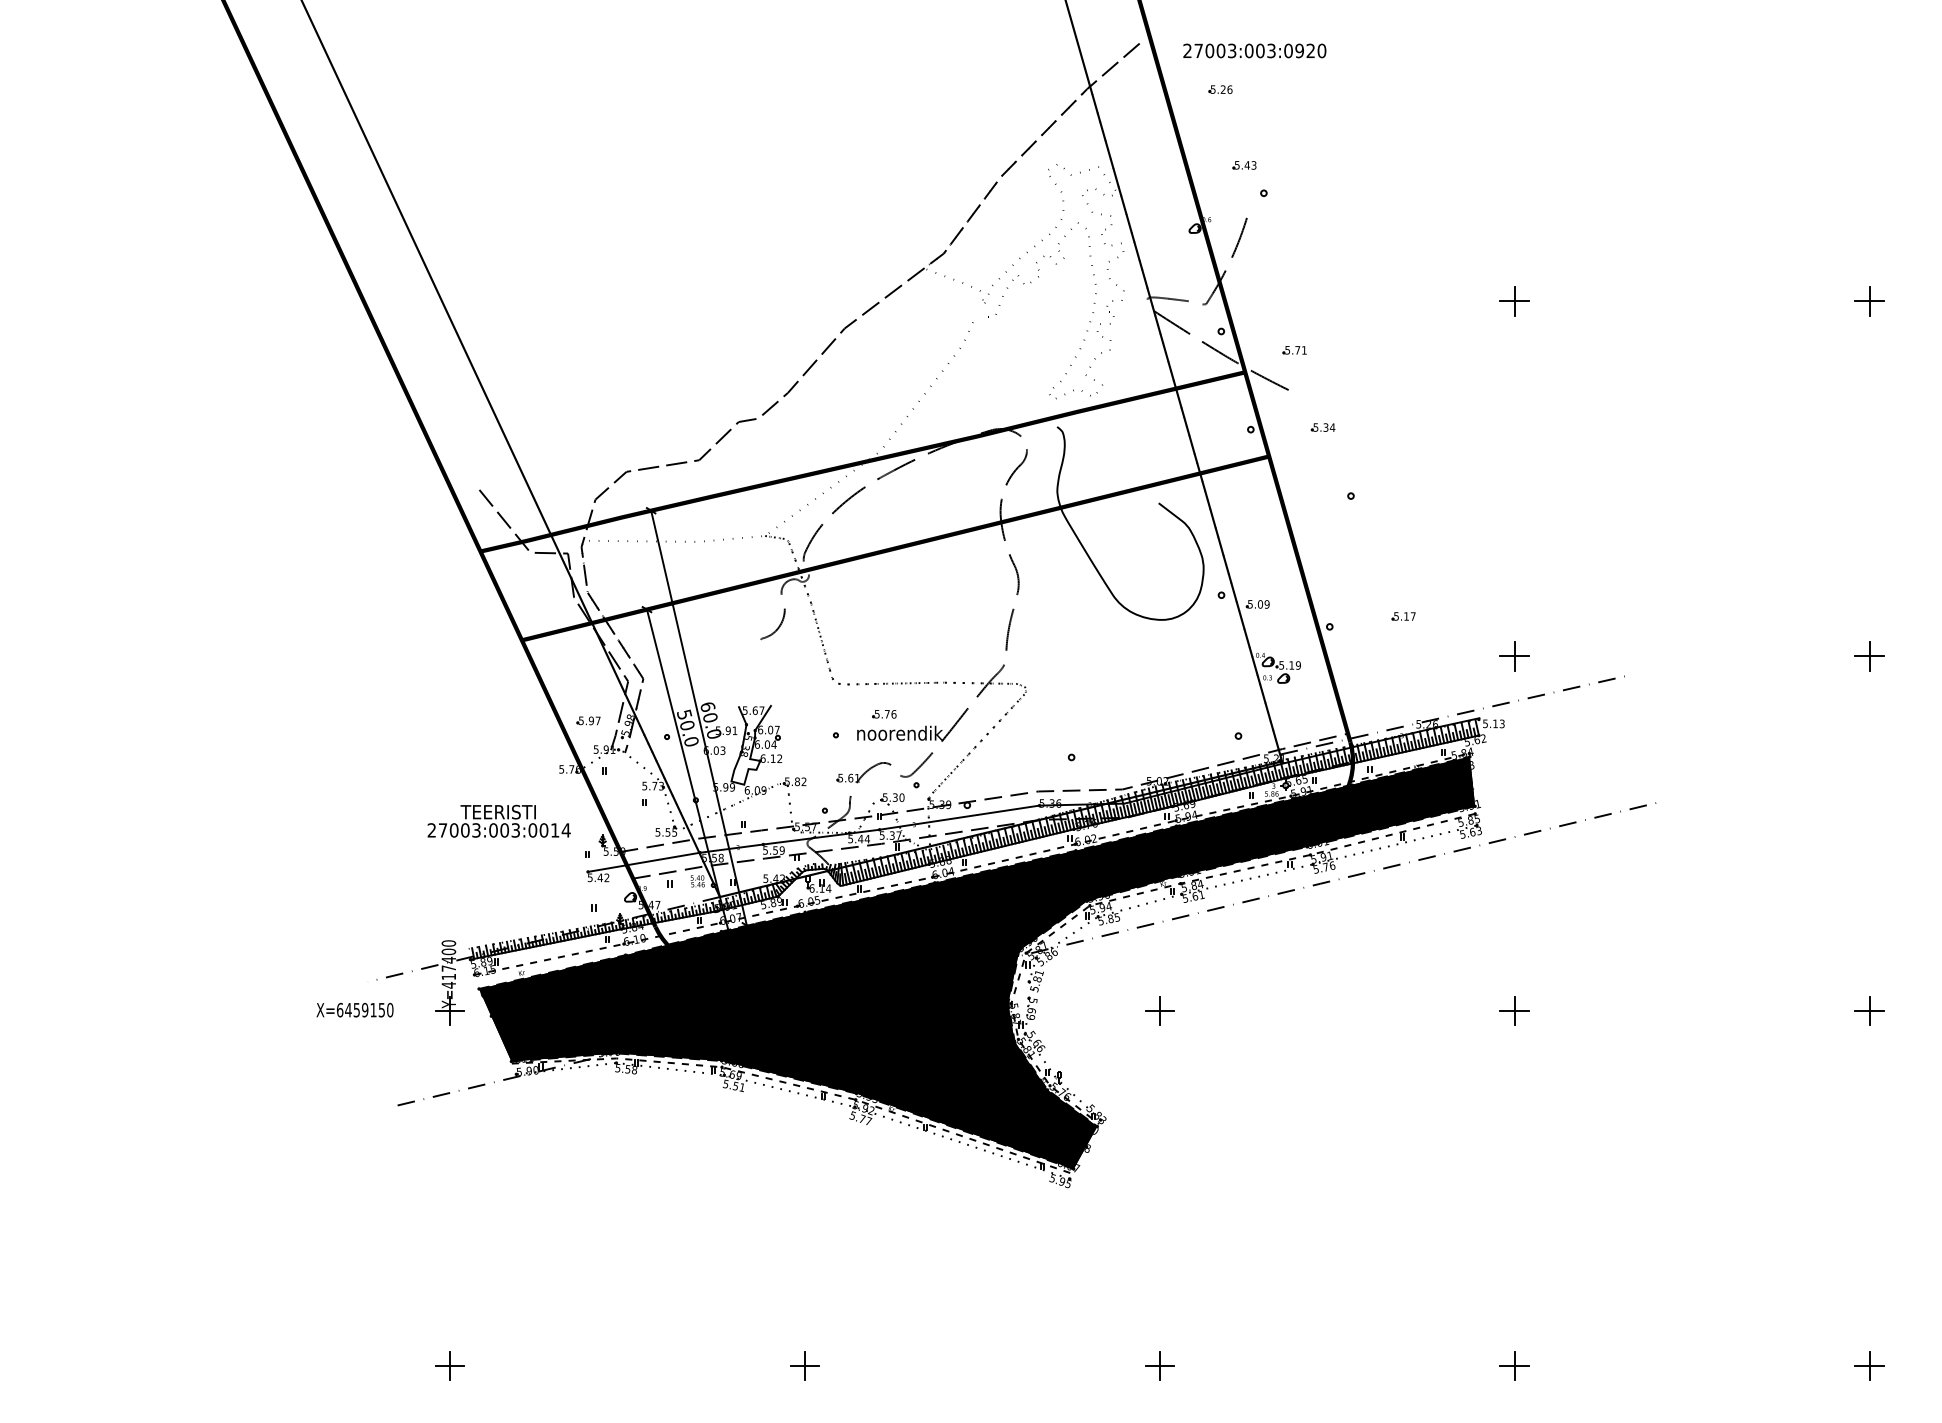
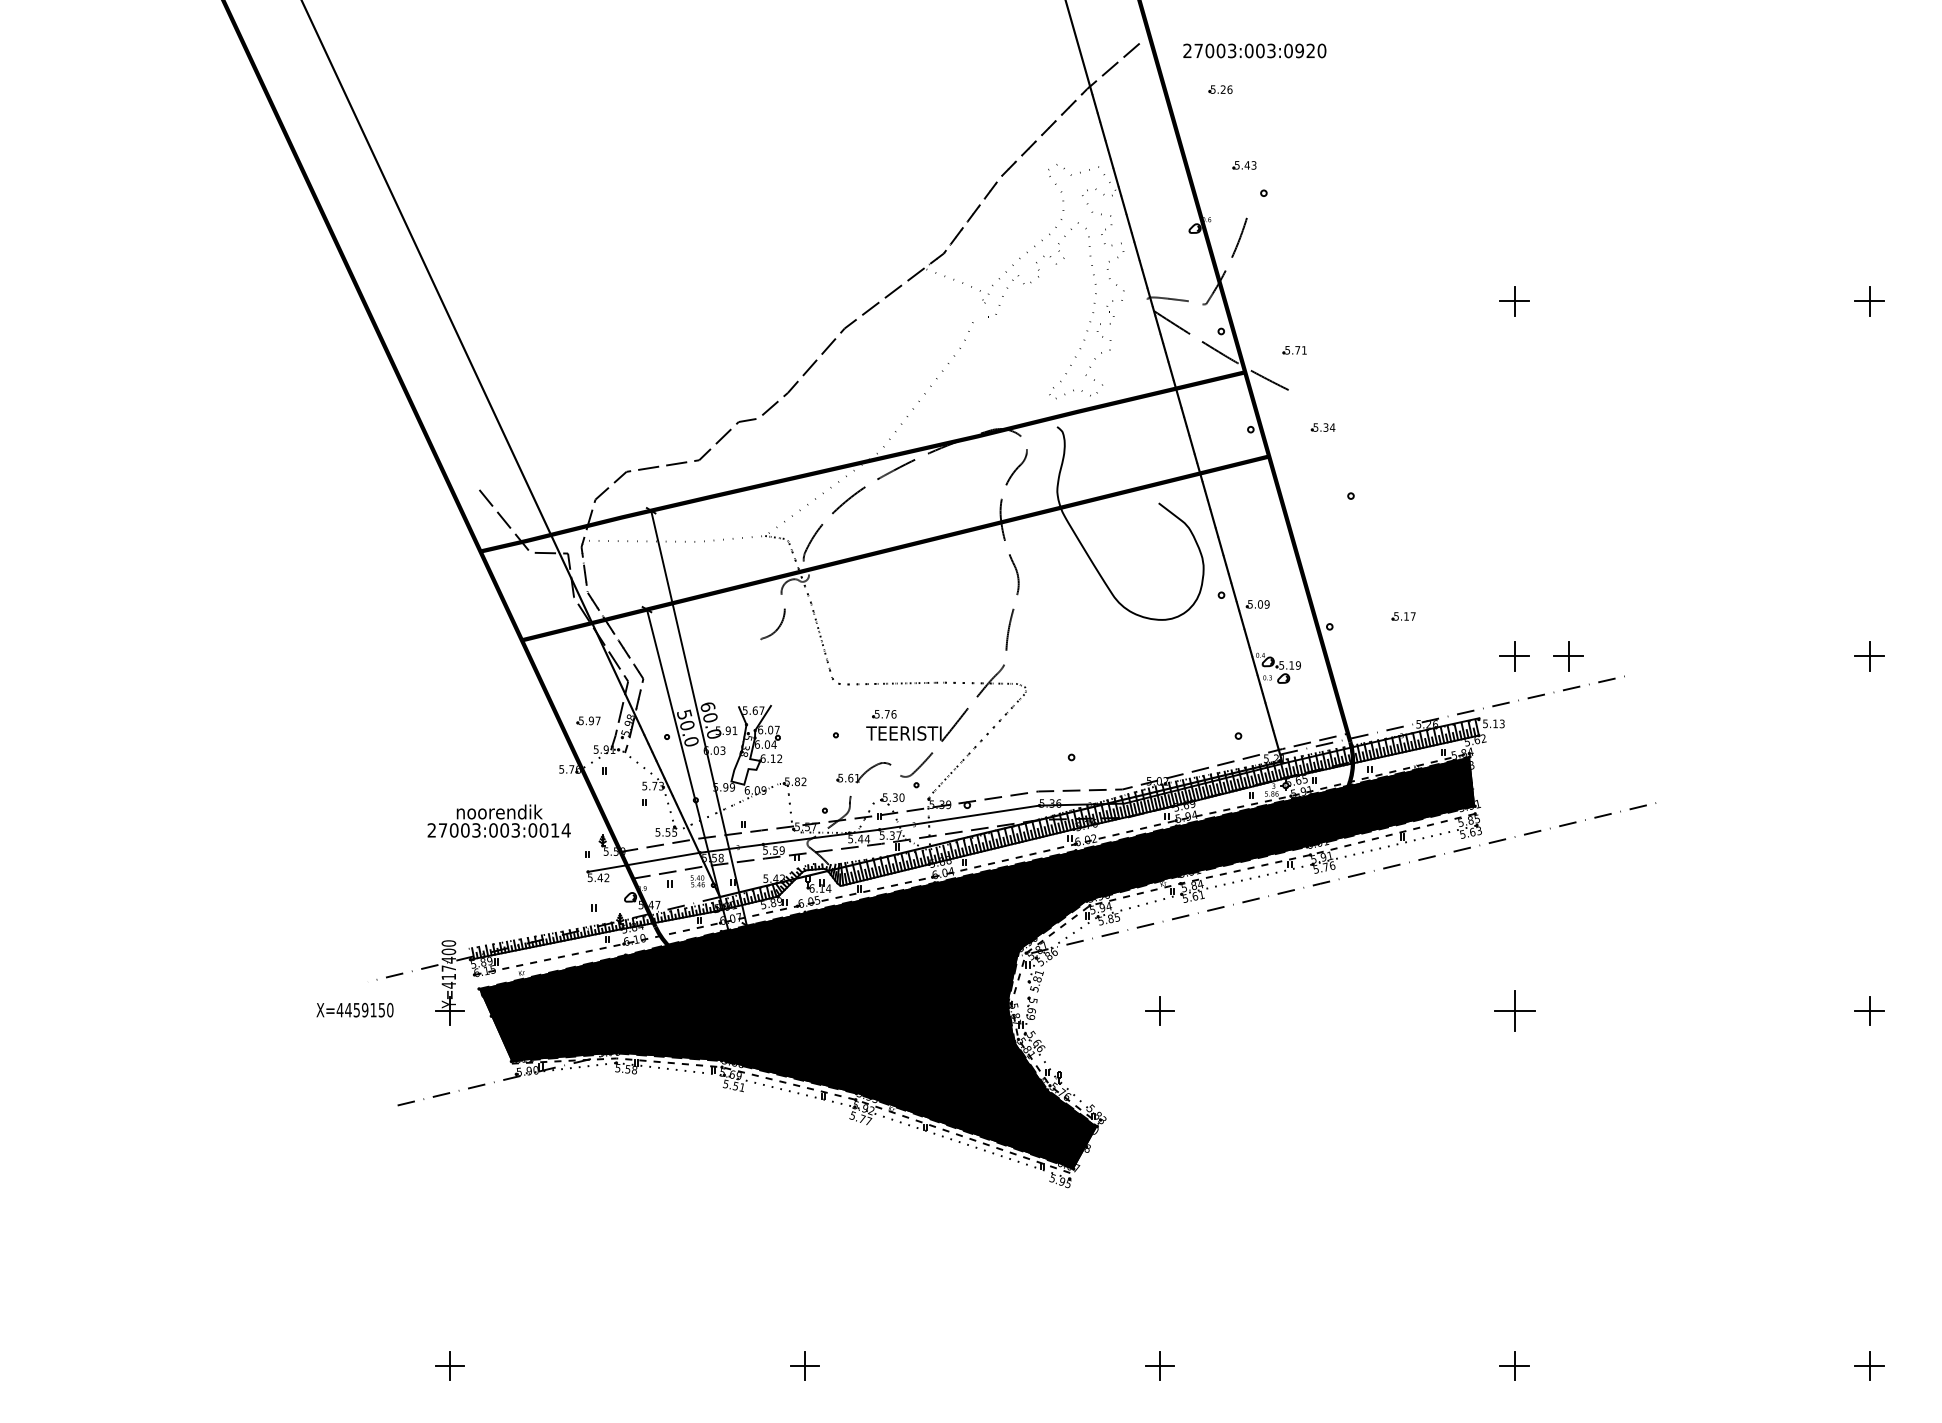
part: none -> present (1568, 656)
text: noorendik -> TEERISTI (899, 732)
text: TEERISTI -> noorendik (499, 811)
text: X=6459150 -> X=4459150 (339, 1009)
part size: 31x30 px -> 42x42 px (1514, 1010)
